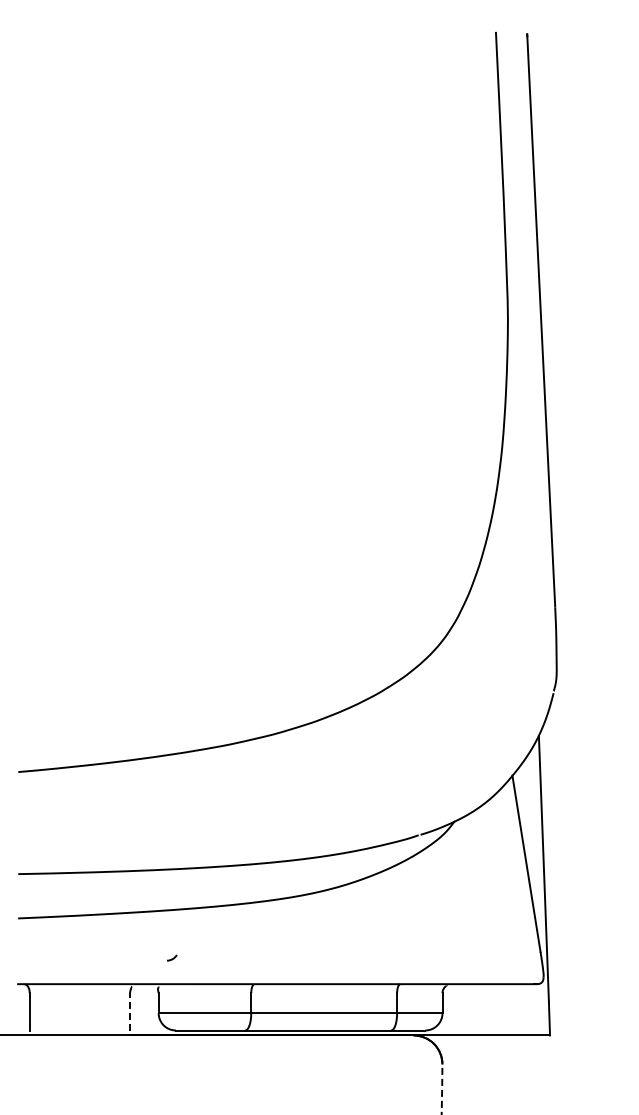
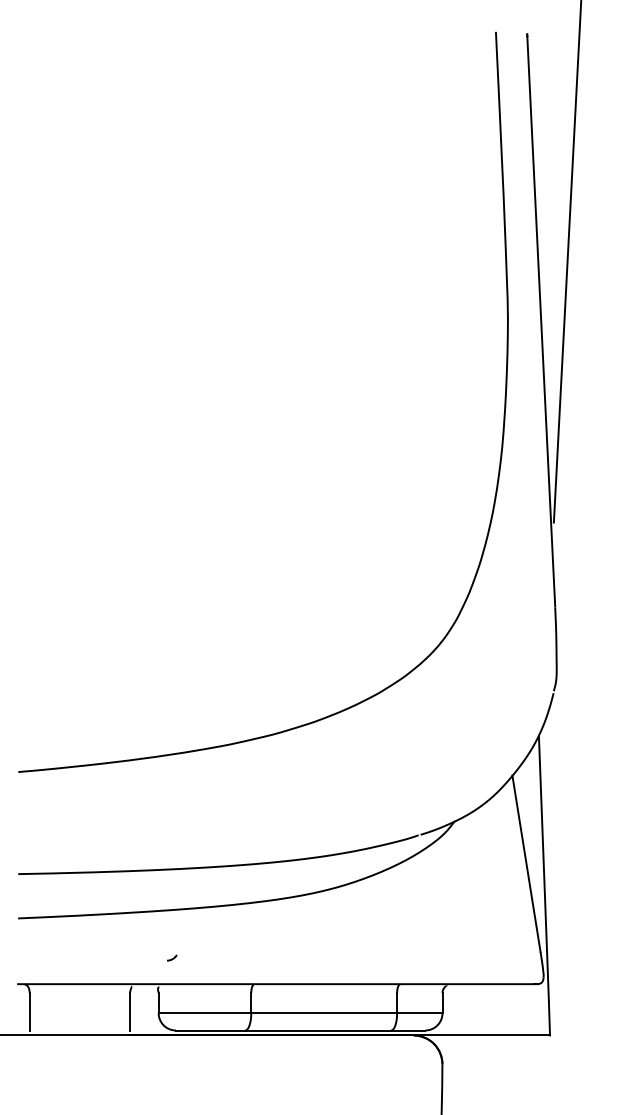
line: none -> present (567, 262)
line: dashed -> solid (130, 1011)
arc: dashed -> solid (442, 1089)
